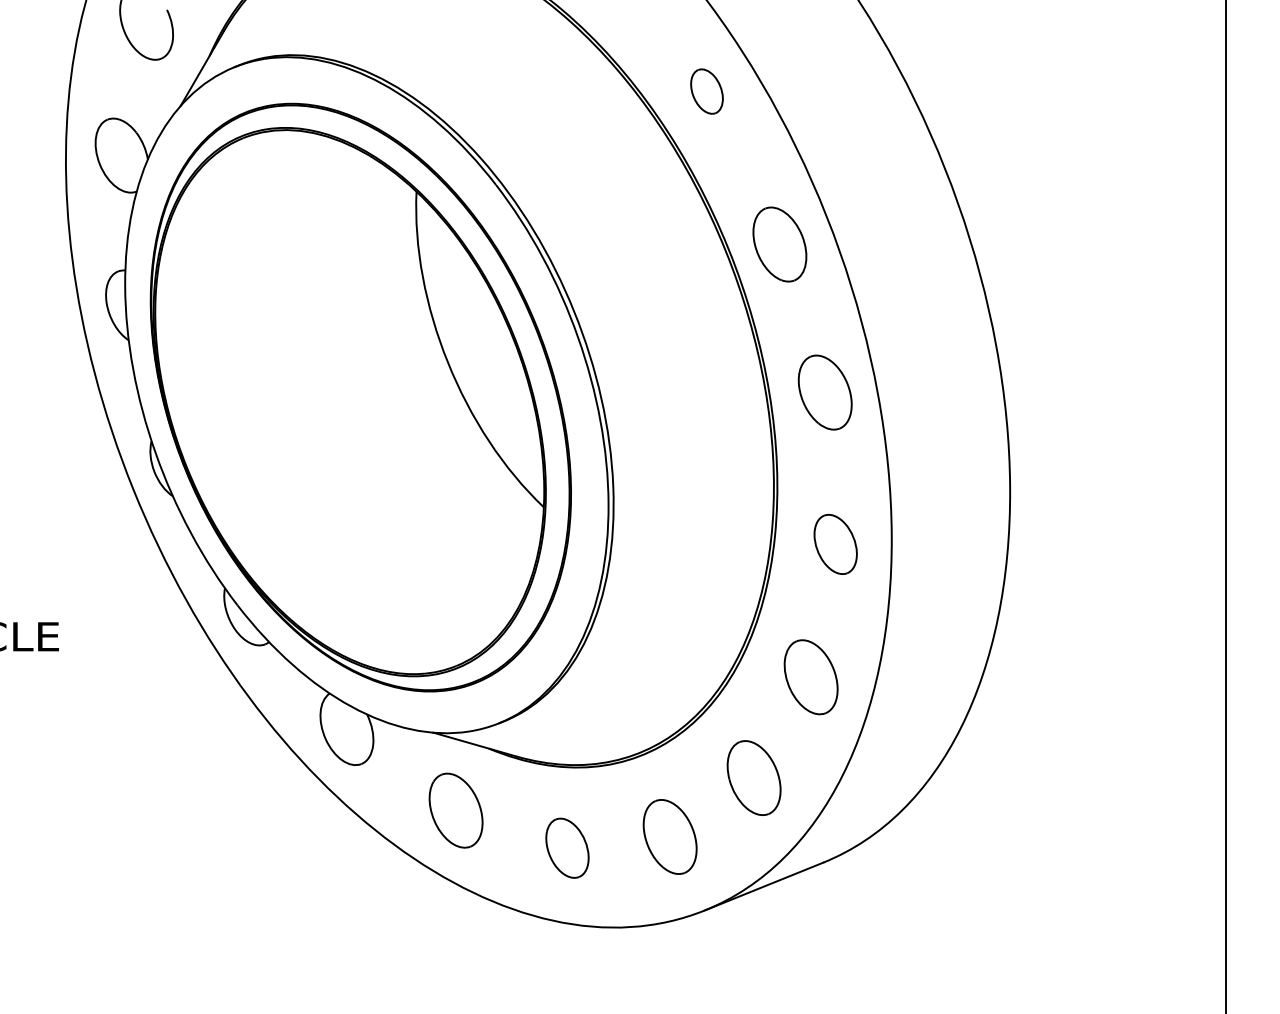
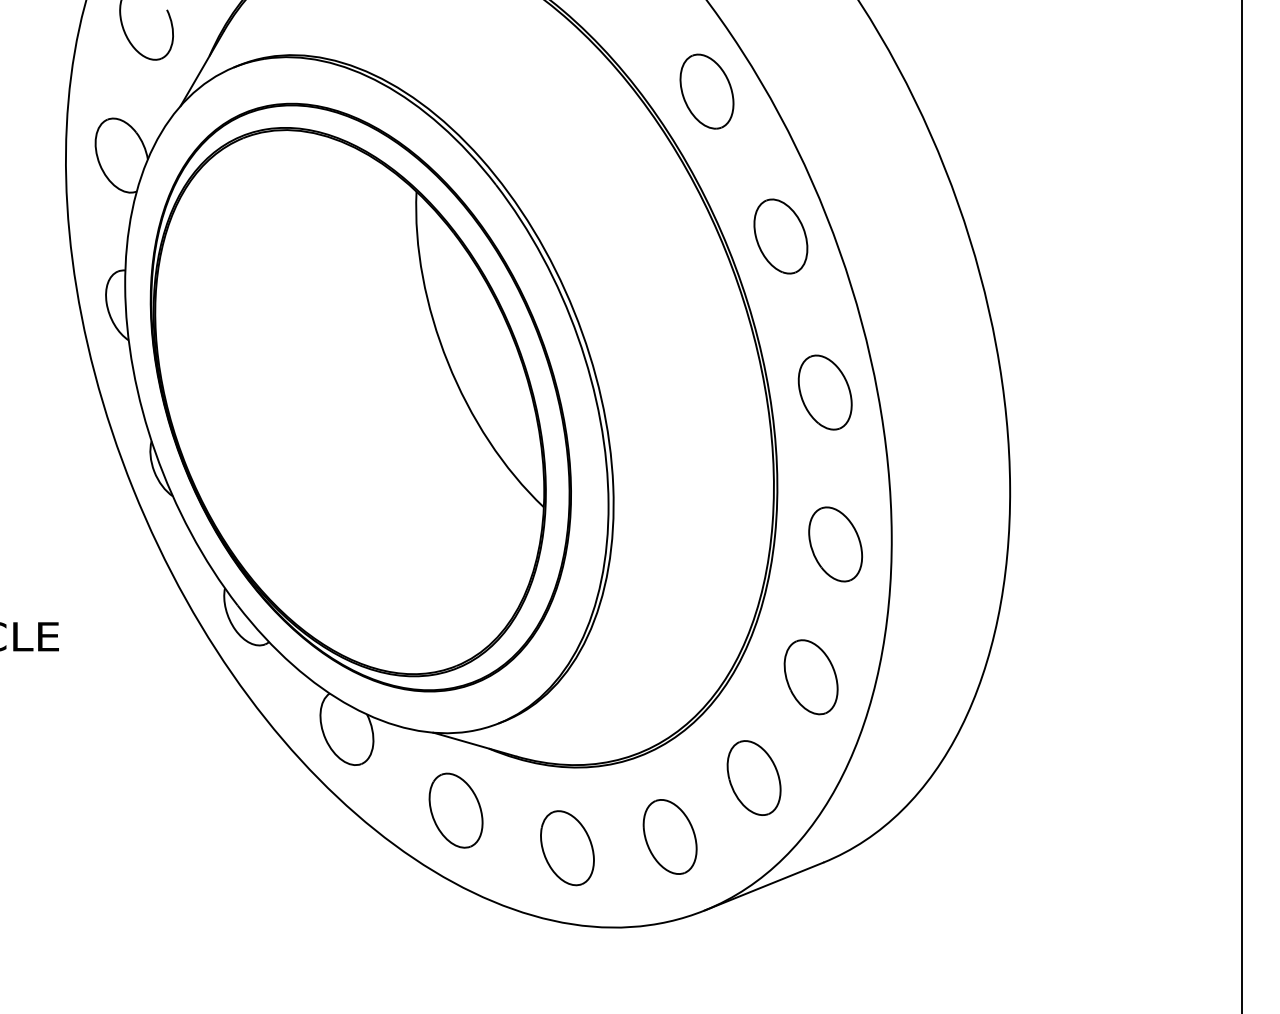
part size: 34x47 px -> 56x77 px (706, 91)
part position: (779, 244) -> (780, 236) (780, 236)
line position: (1225, 506) -> (1241, 506) (1241, 506)
part size: 45x61 px -> 56x77 px (835, 544)
part size: 45x62 px -> 55x77 px (567, 848)
